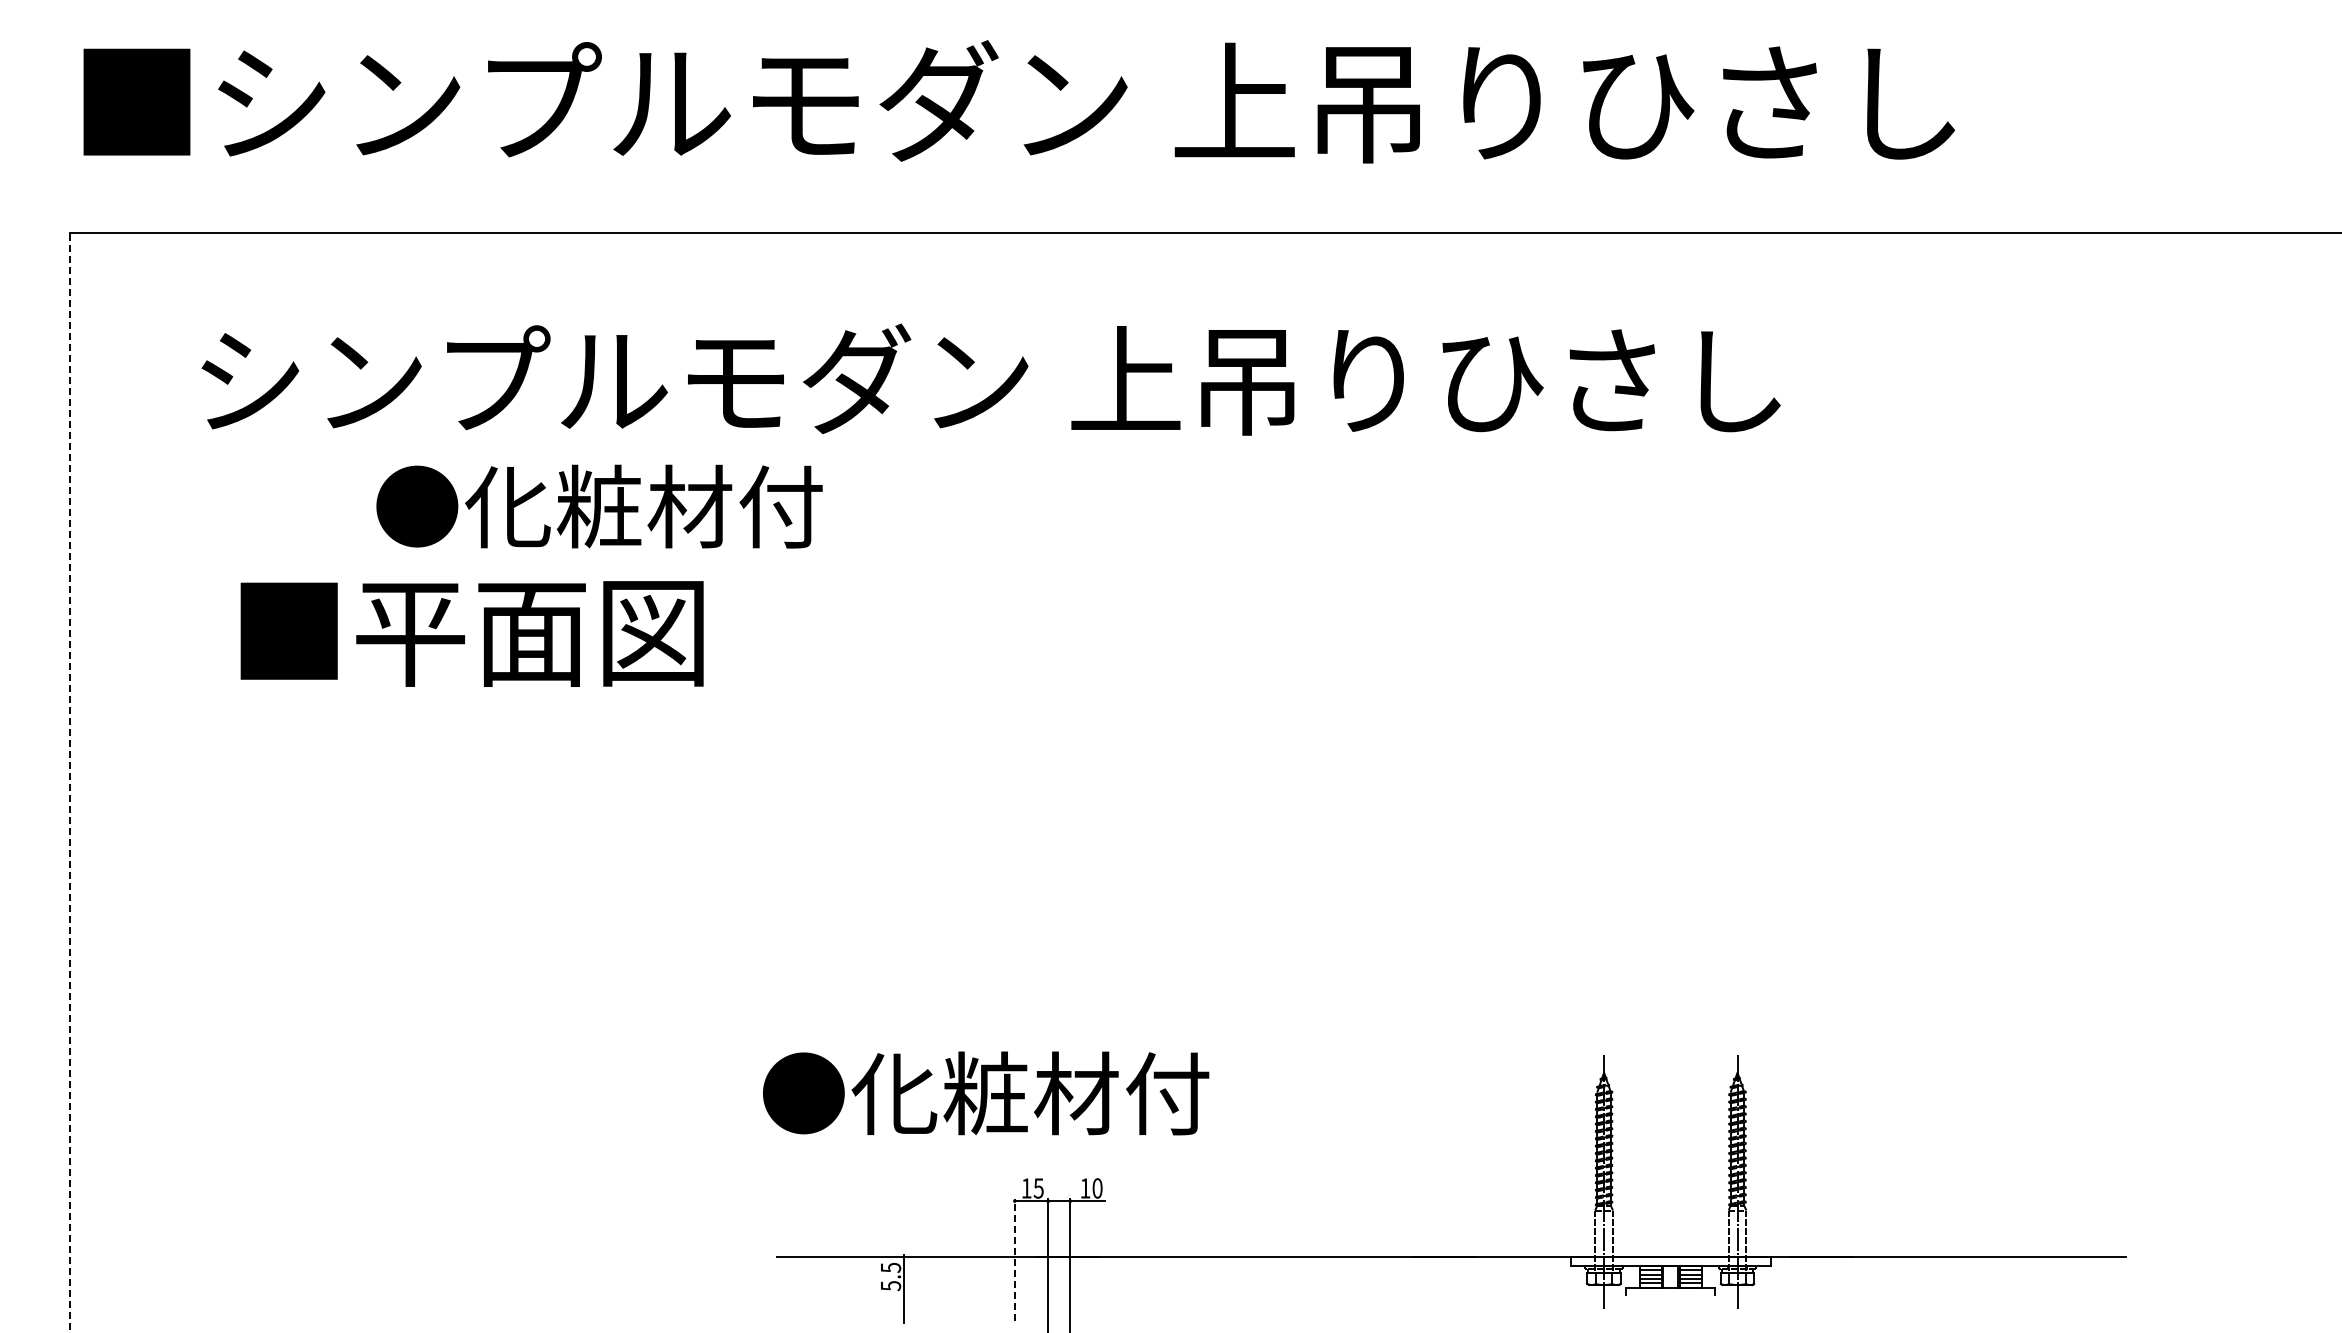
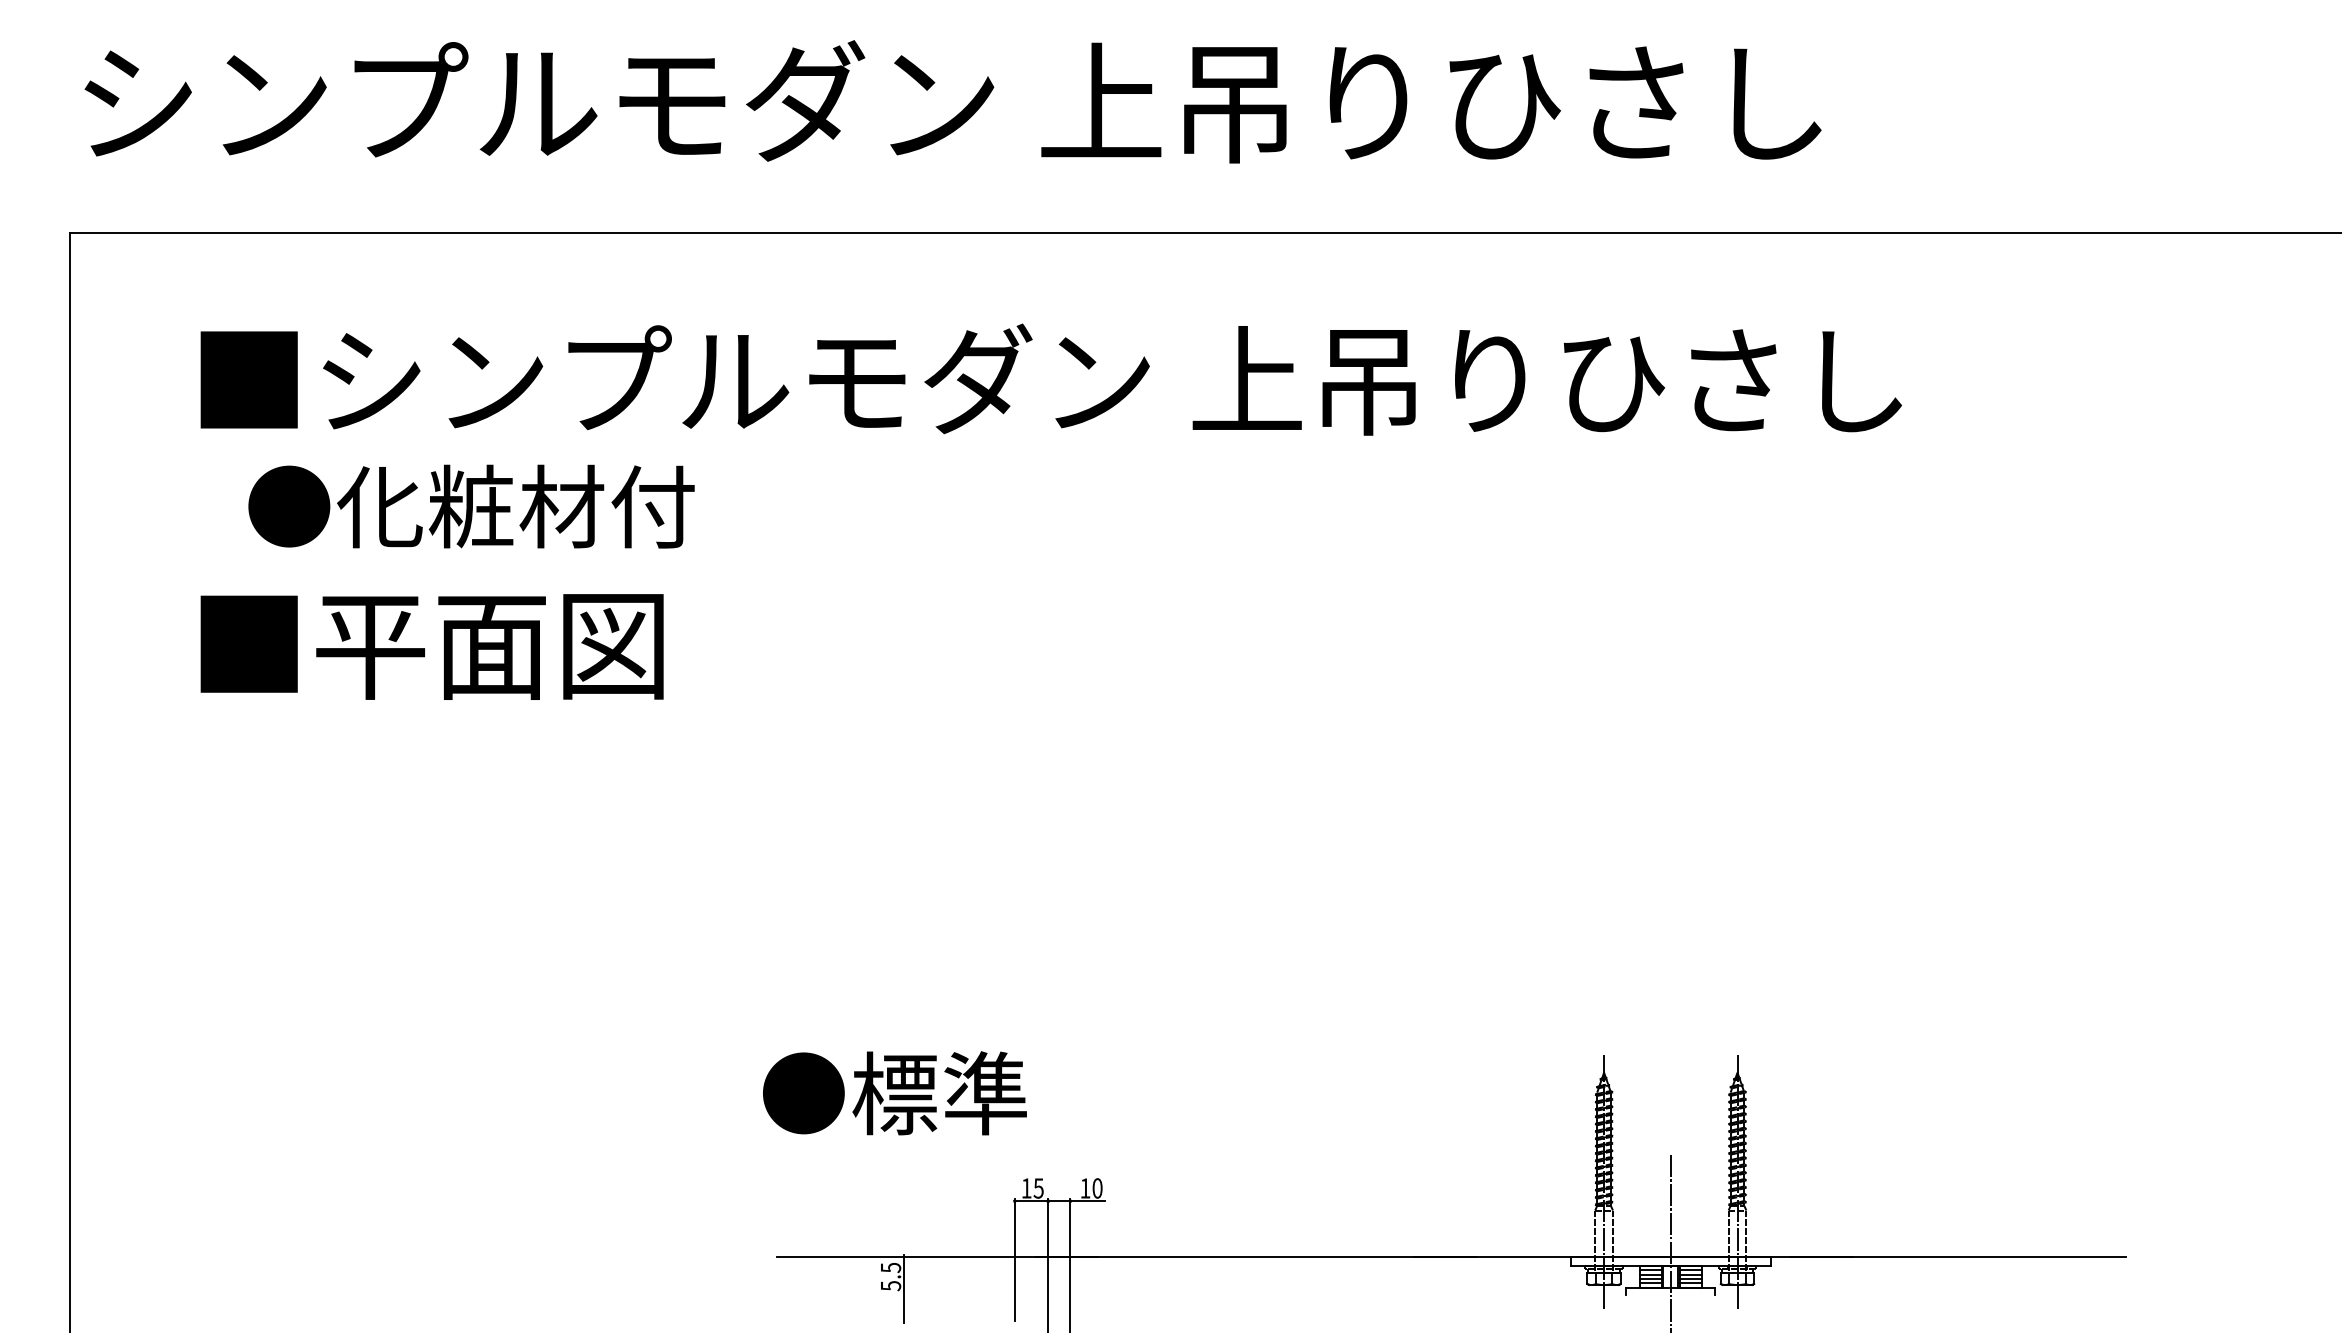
text: ■シンプルモダン 上吊りひさし -> シンプルモダン 上吊りひさし (1019, 101)
text: シンプルモダン 上吊りひさし -> ■シンプルモダン 上吊りひさし (1051, 379)
text position: (599, 506) -> (471, 506) (471, 506)
text position: (471, 633) -> (431, 646) (431, 646)
line: dashed -> solid (70, 782)
text: ●化粧材付 -> ●標準 (1030, 1093)
line: none -> present (1670, 1241)
line: dashed -> solid (1014, 1259)
